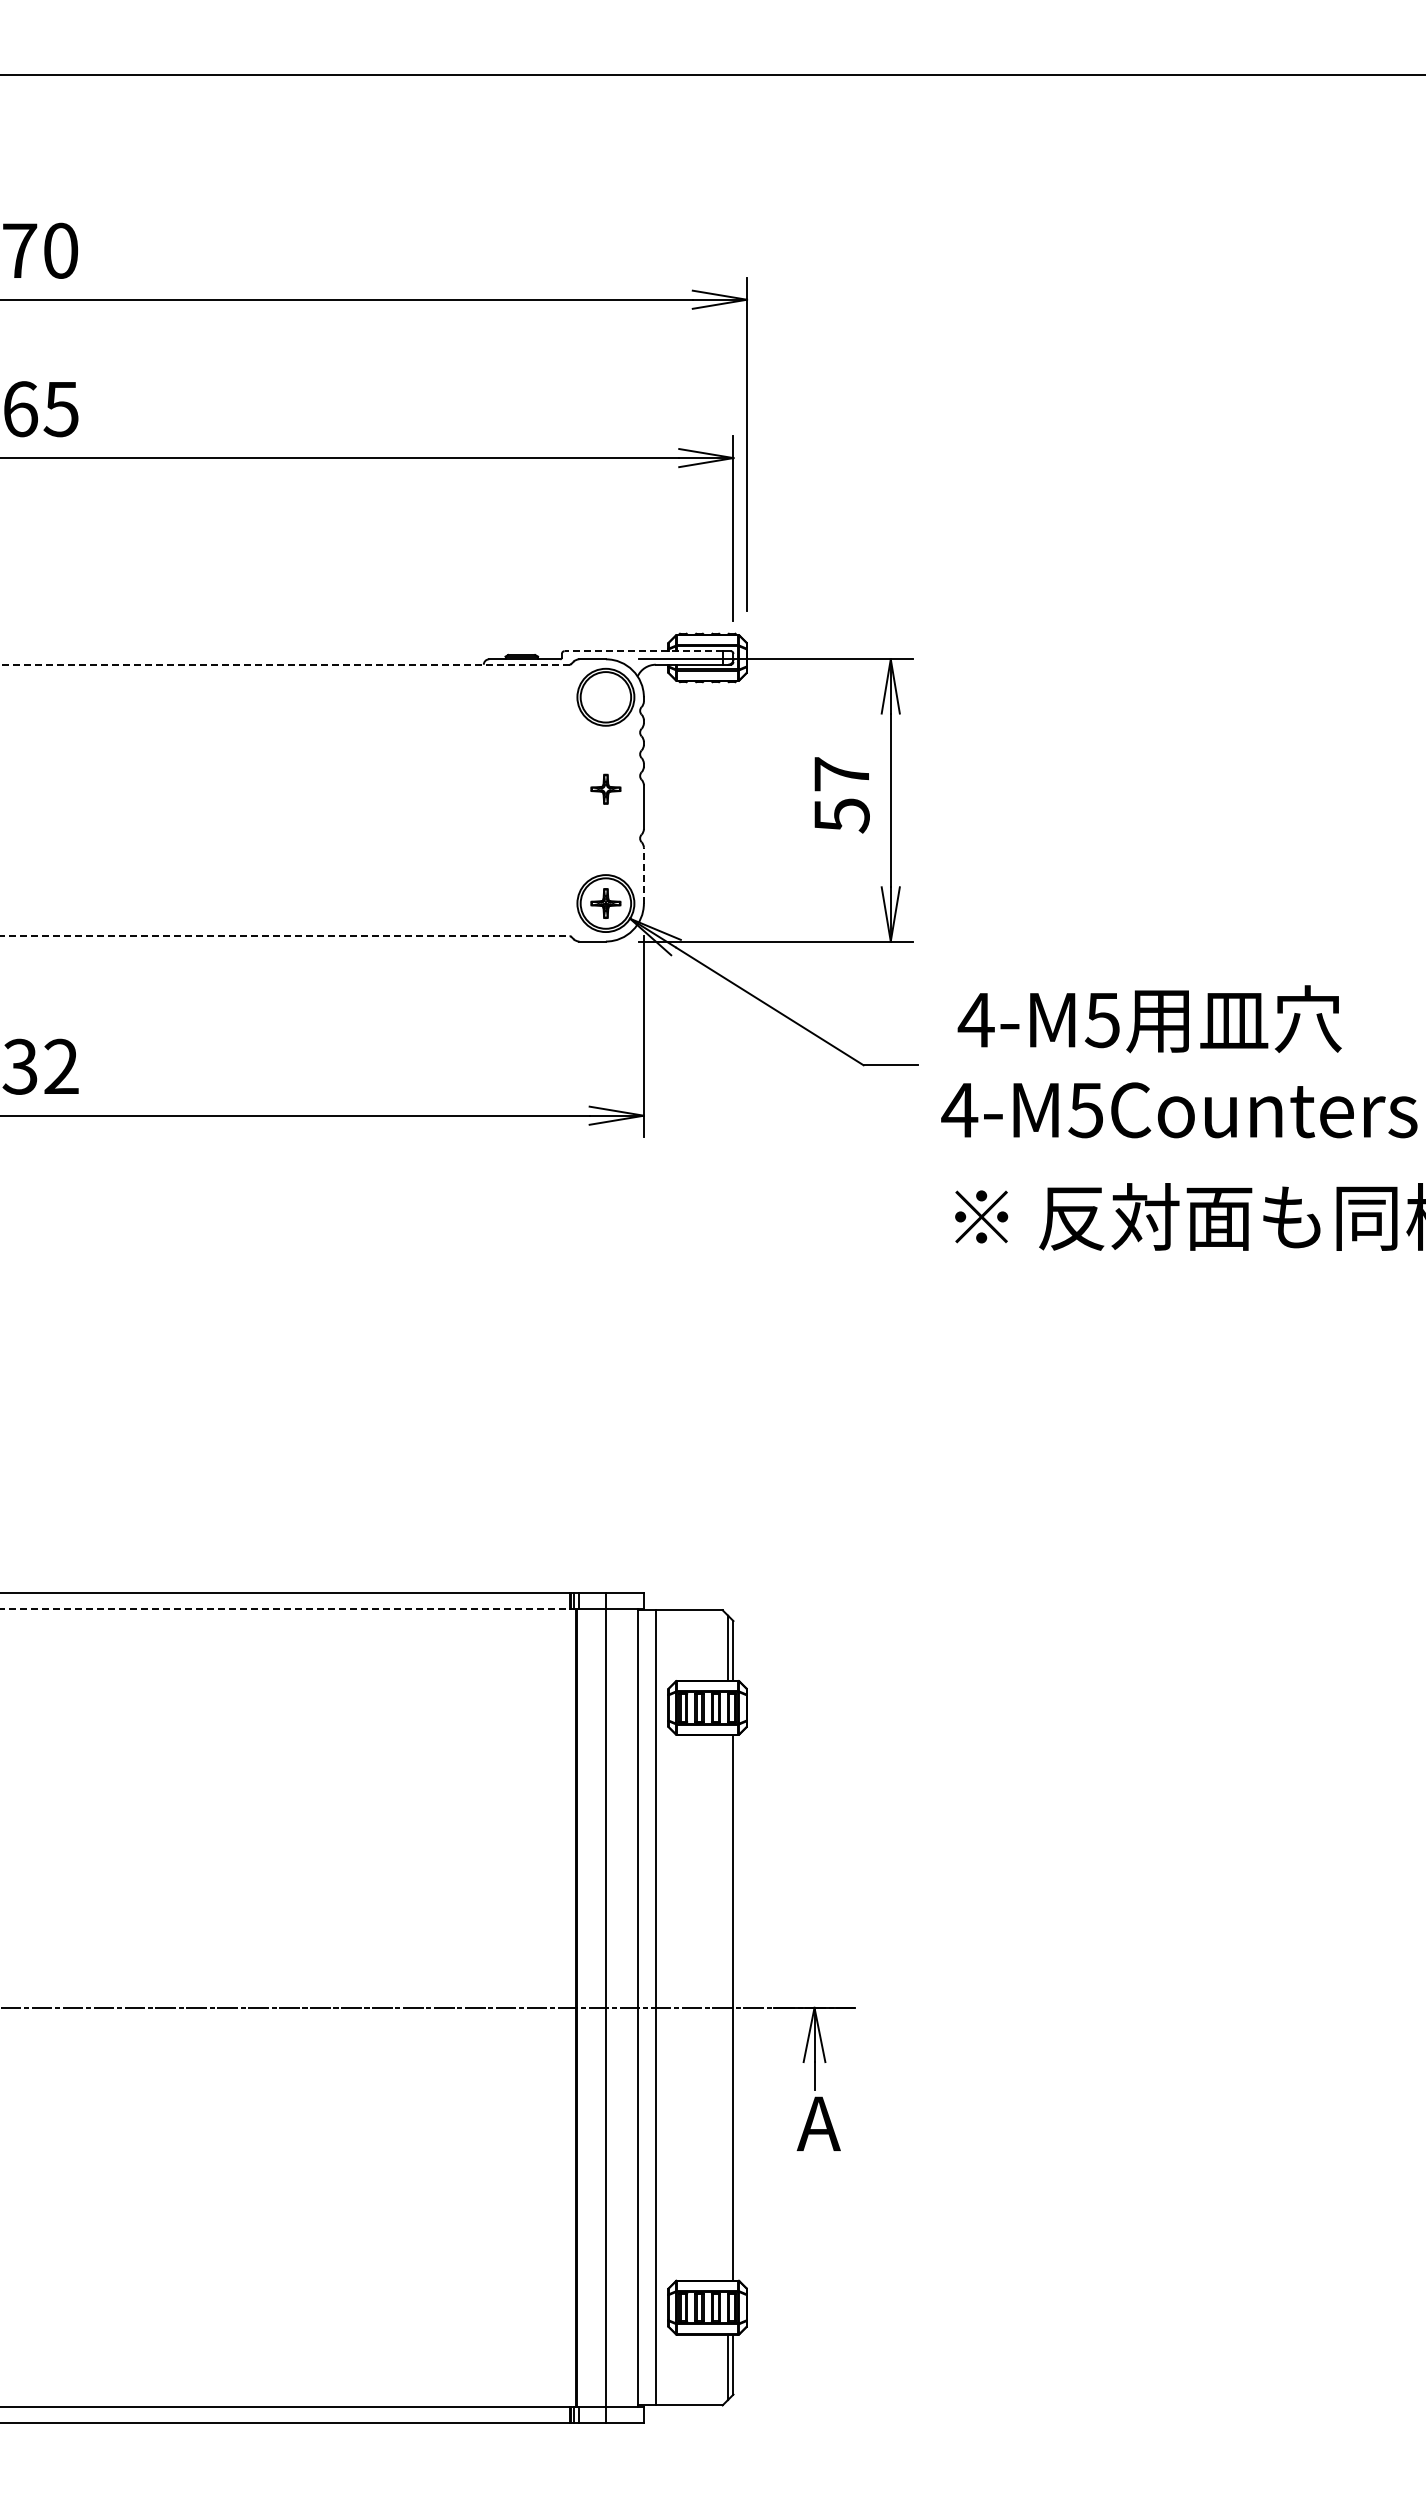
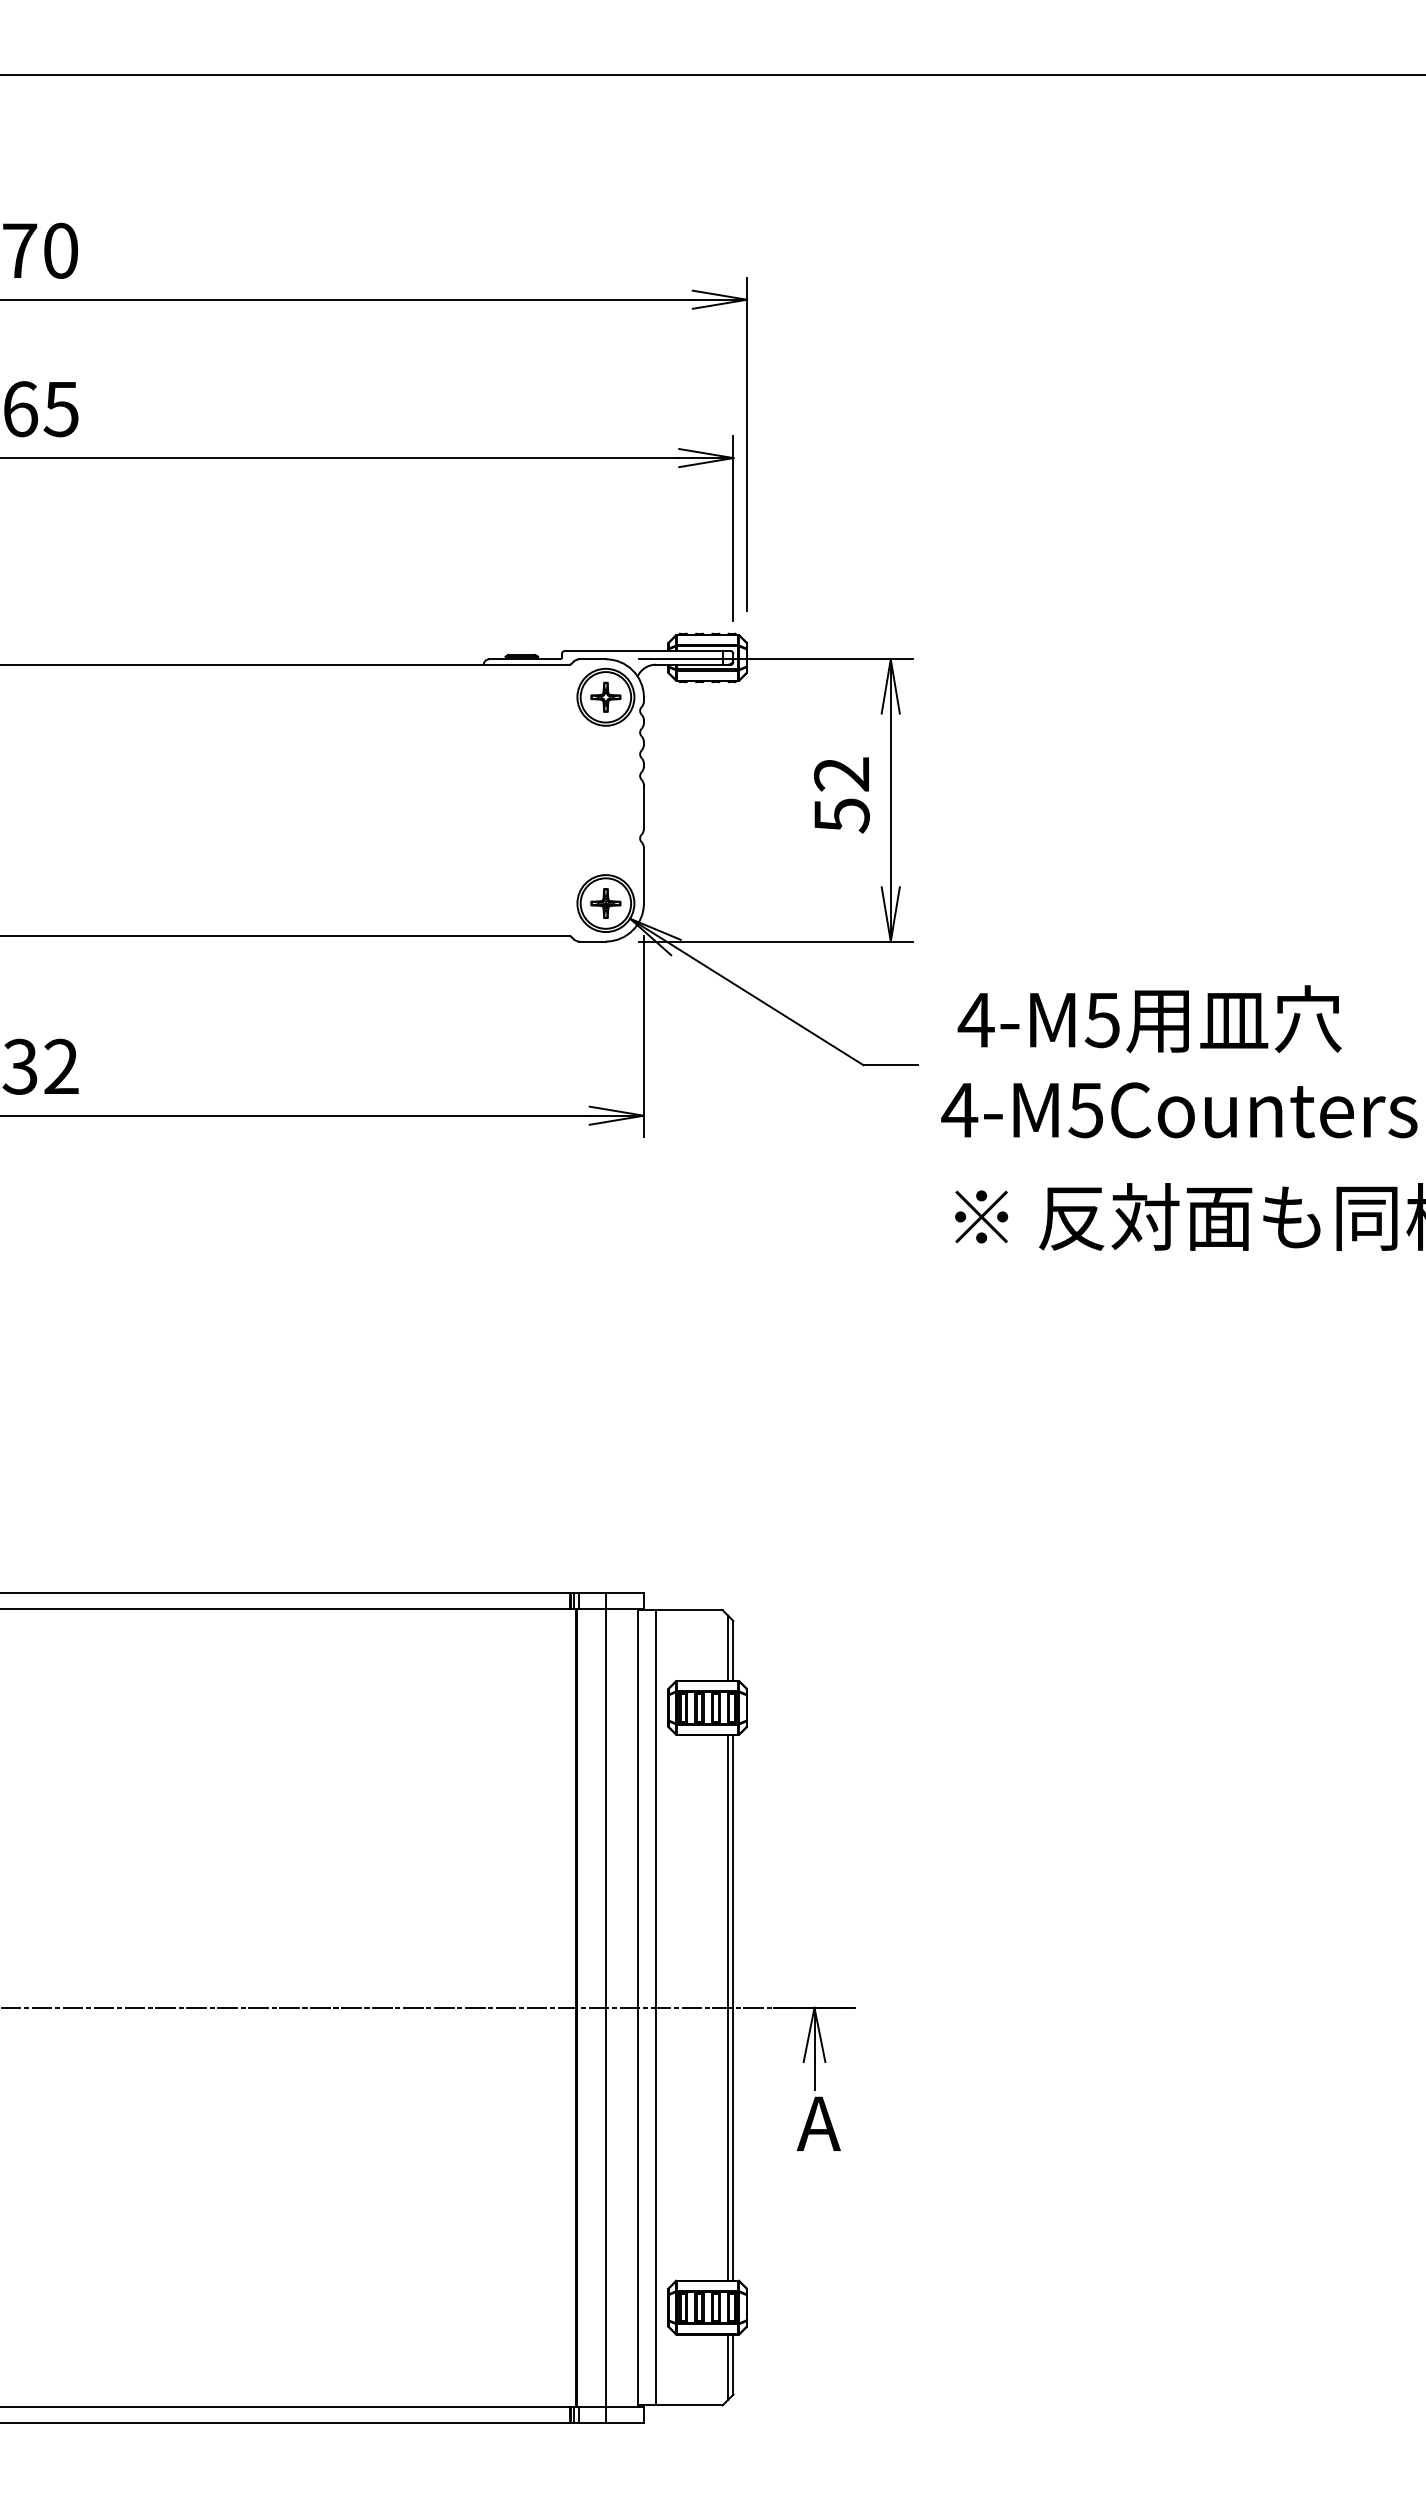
line: dashed -> solid (643, 651)
line: dashed -> solid (284, 664)
text: 57 -> 52 (840, 774)
part position: (605, 788) -> (605, 696) (605, 696)
line: dashed -> solid (643, 875)
line: dashed -> solid (285, 936)
line: dashed -> solid (285, 1608)
line: none -> present (728, 2007)
